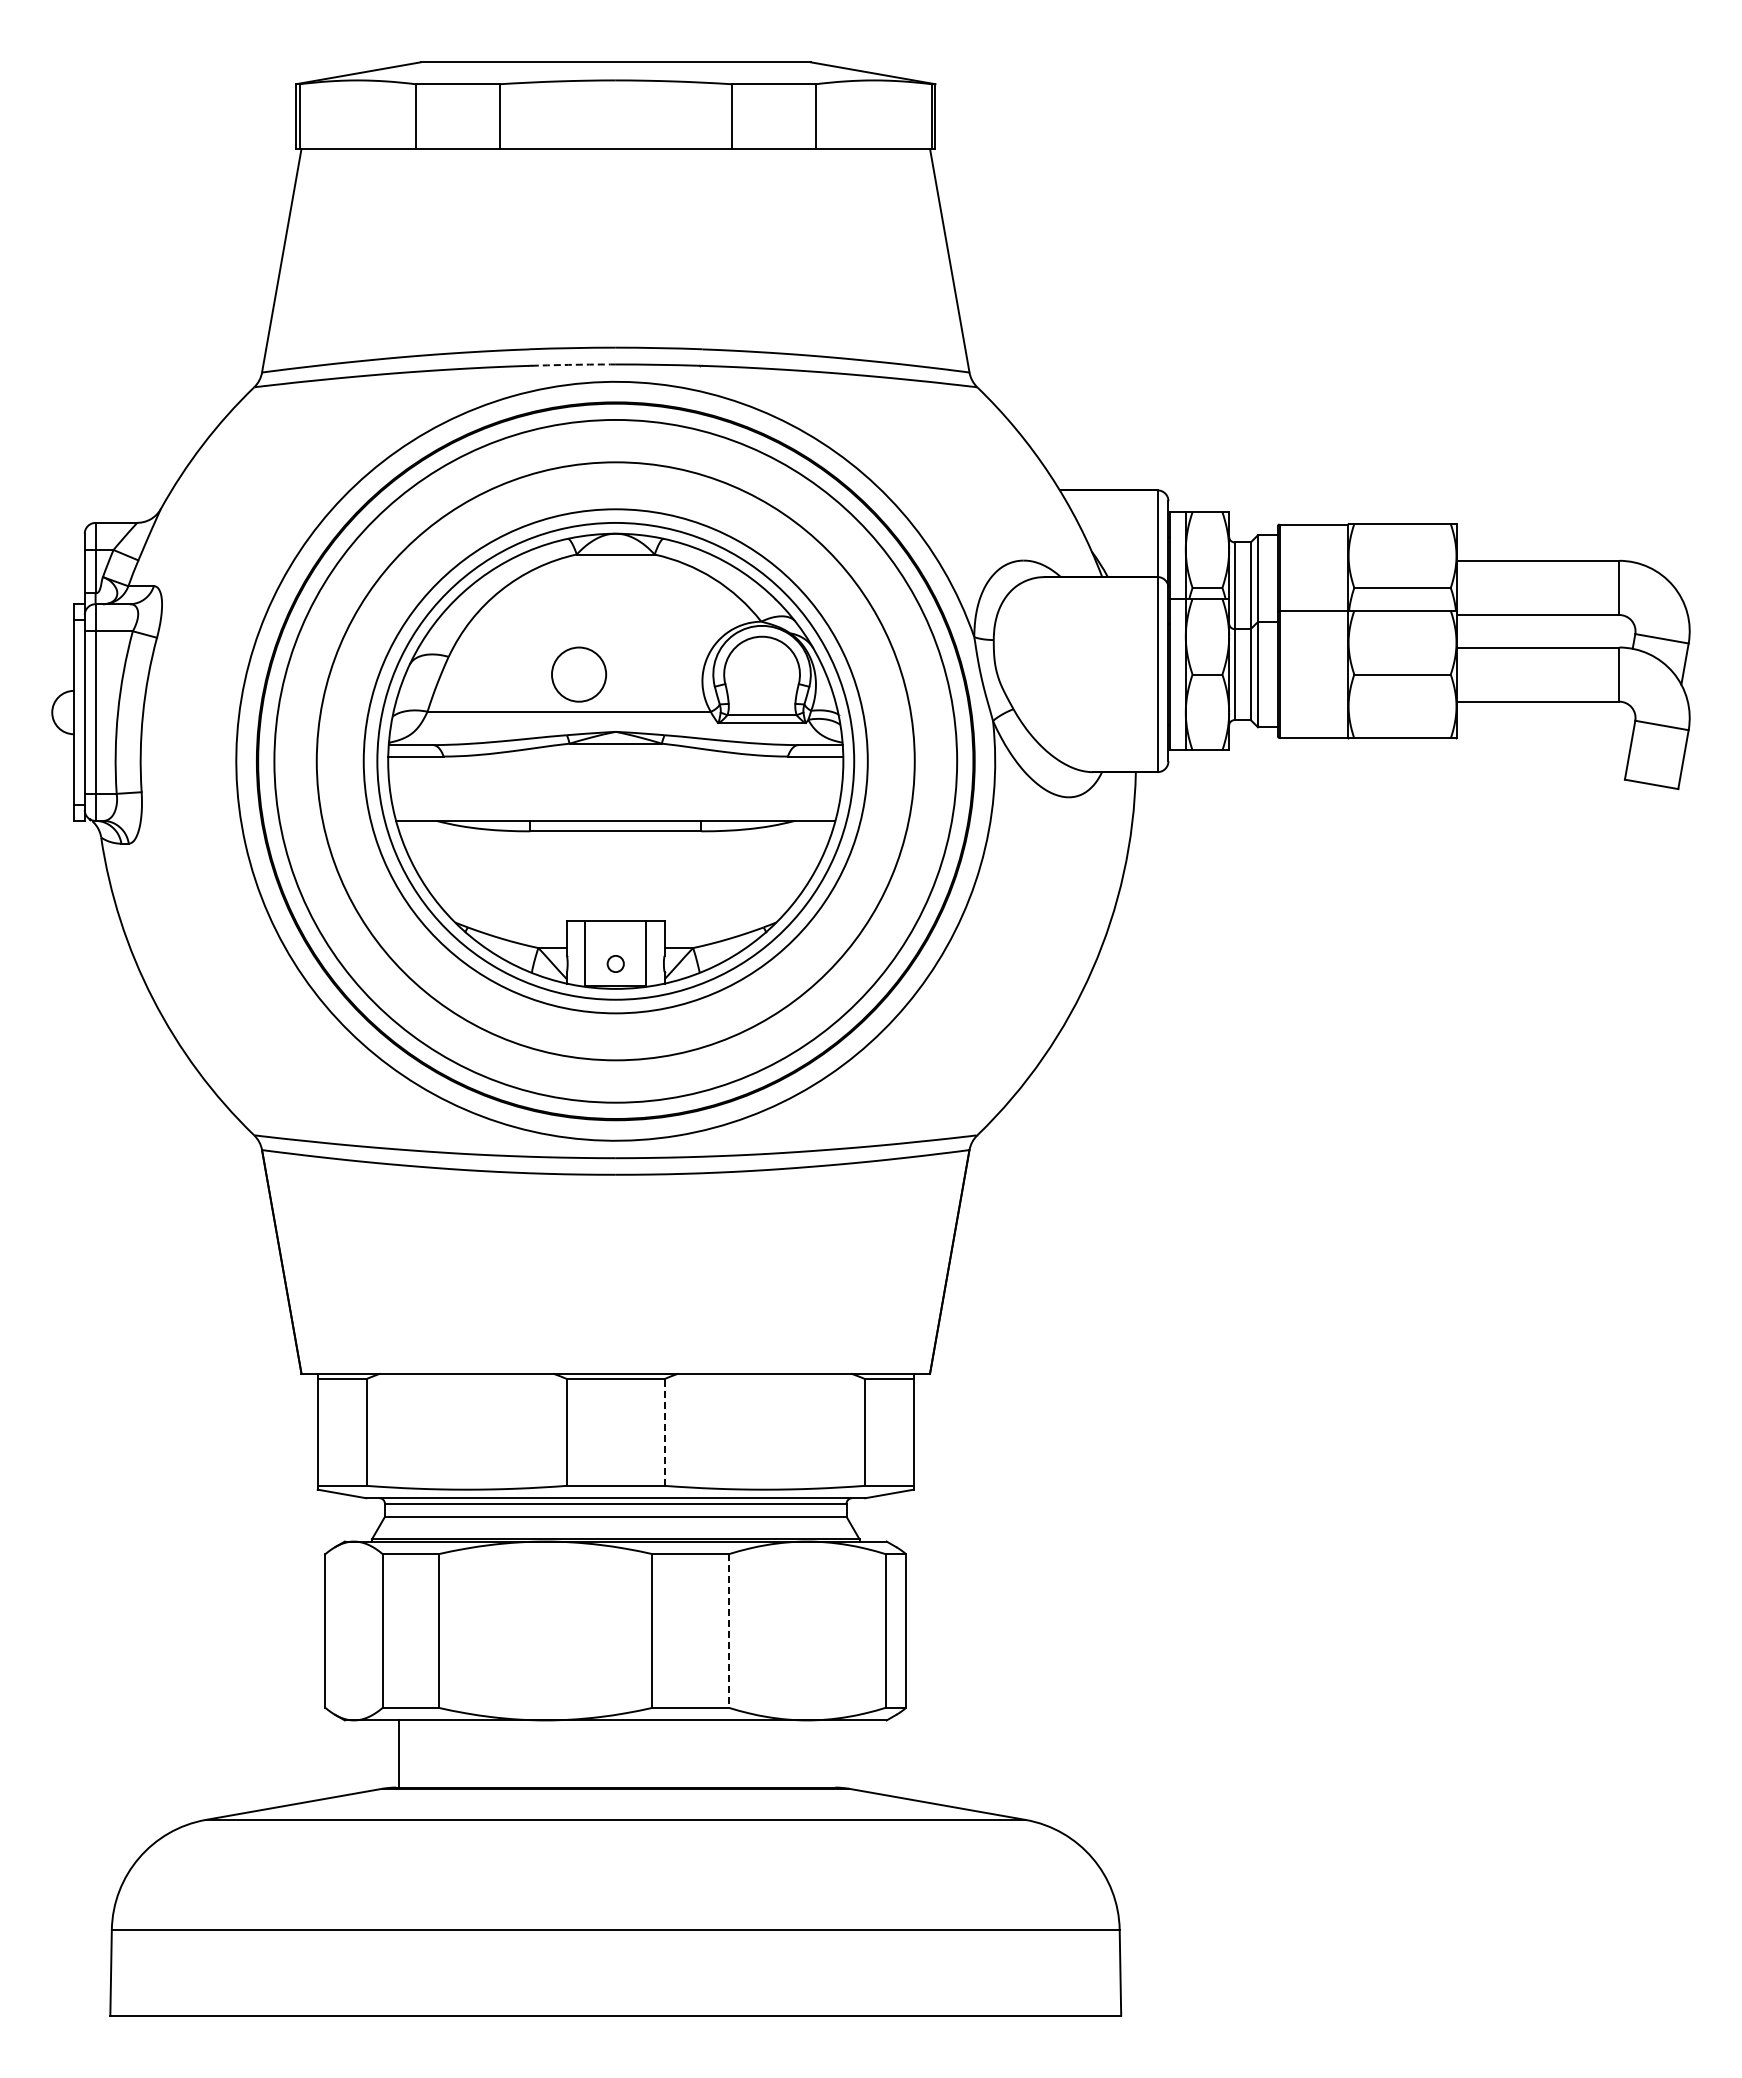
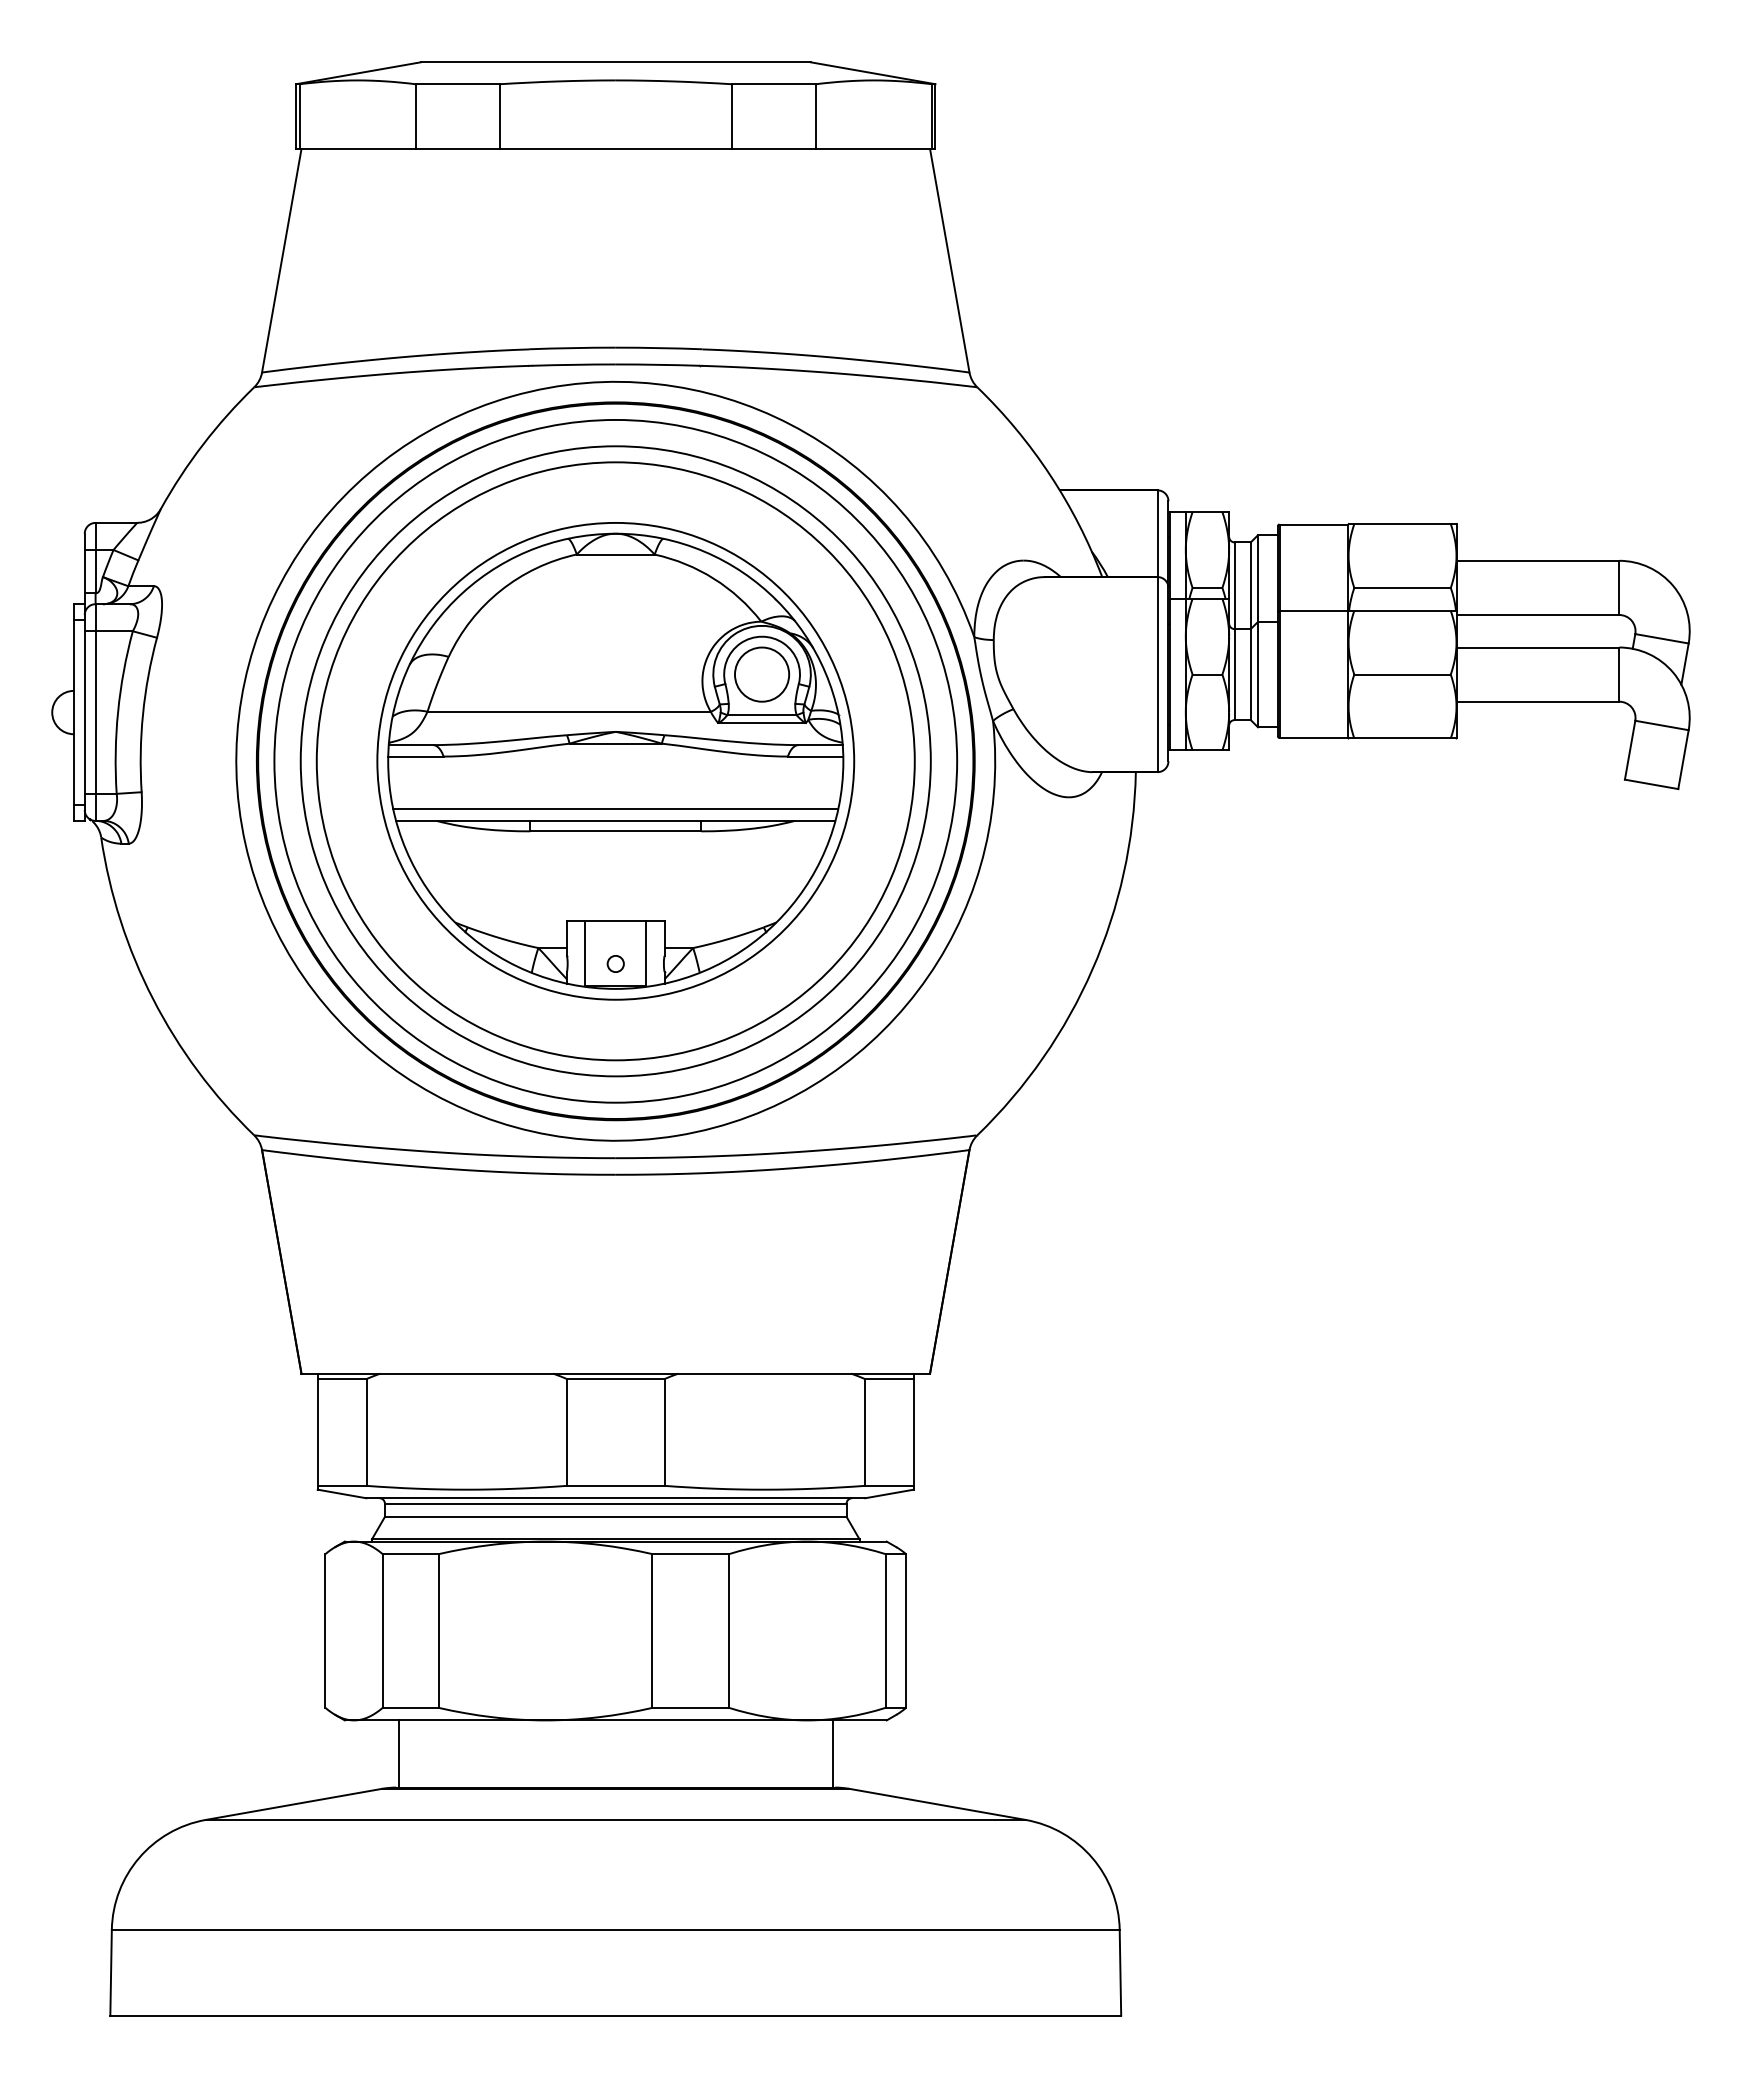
arc: dashed -> solid (573, 364)
circle position: (579, 674) -> (762, 674) (762, 674)
circle diameter: 504 px -> 630 px (615, 761)
line: none -> present (615, 809)
line: dashed -> solid (664, 1431)
line: dashed -> solid (729, 1631)
line: none -> present (832, 1753)
